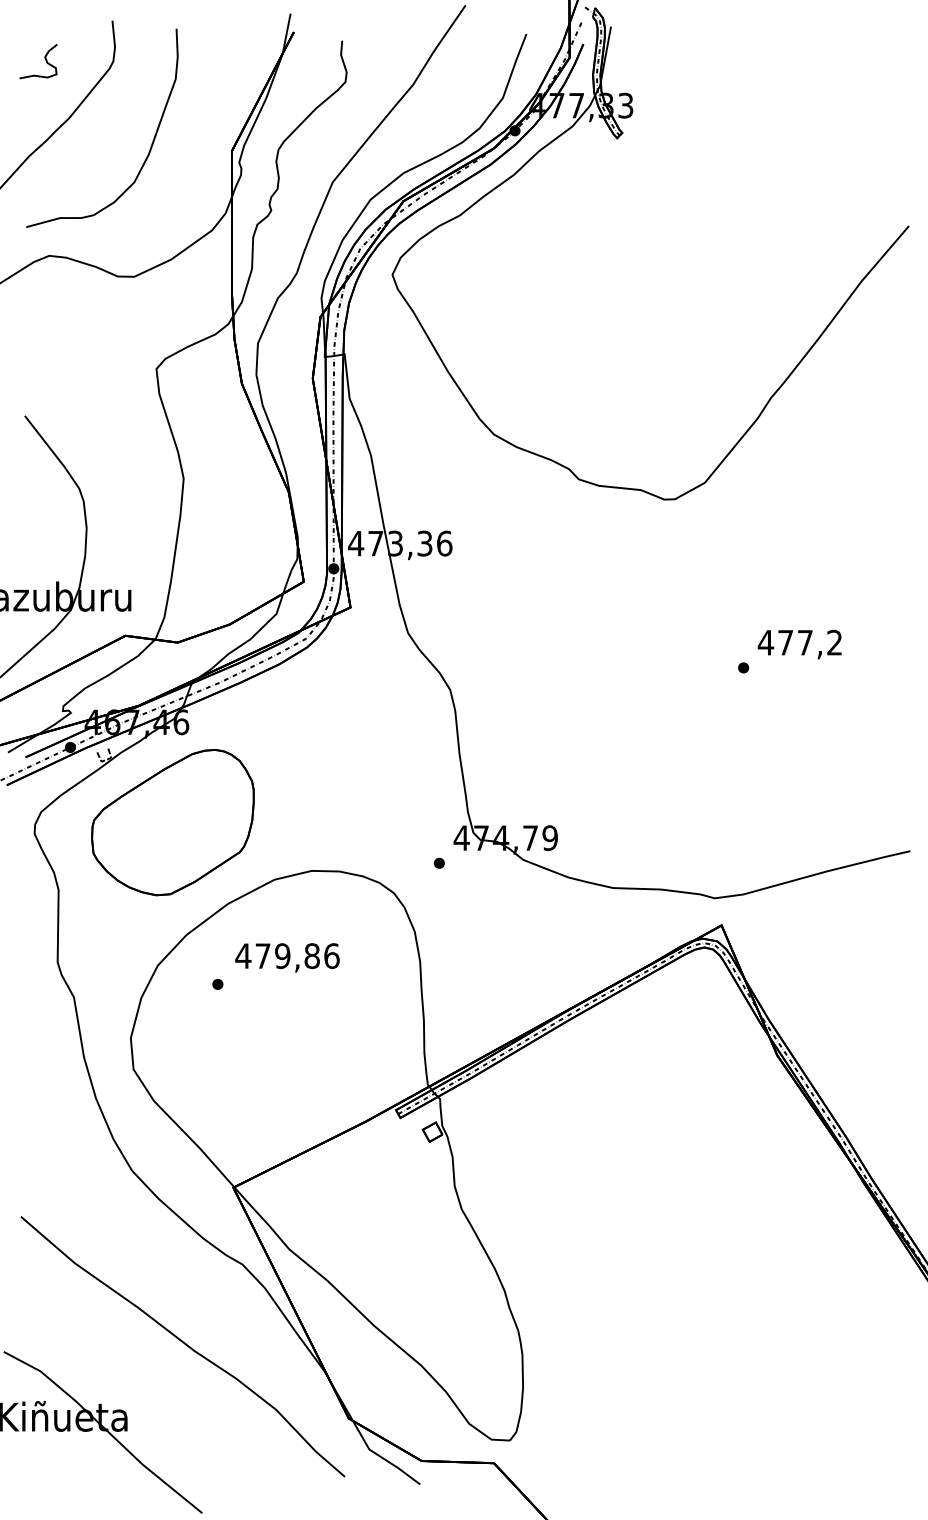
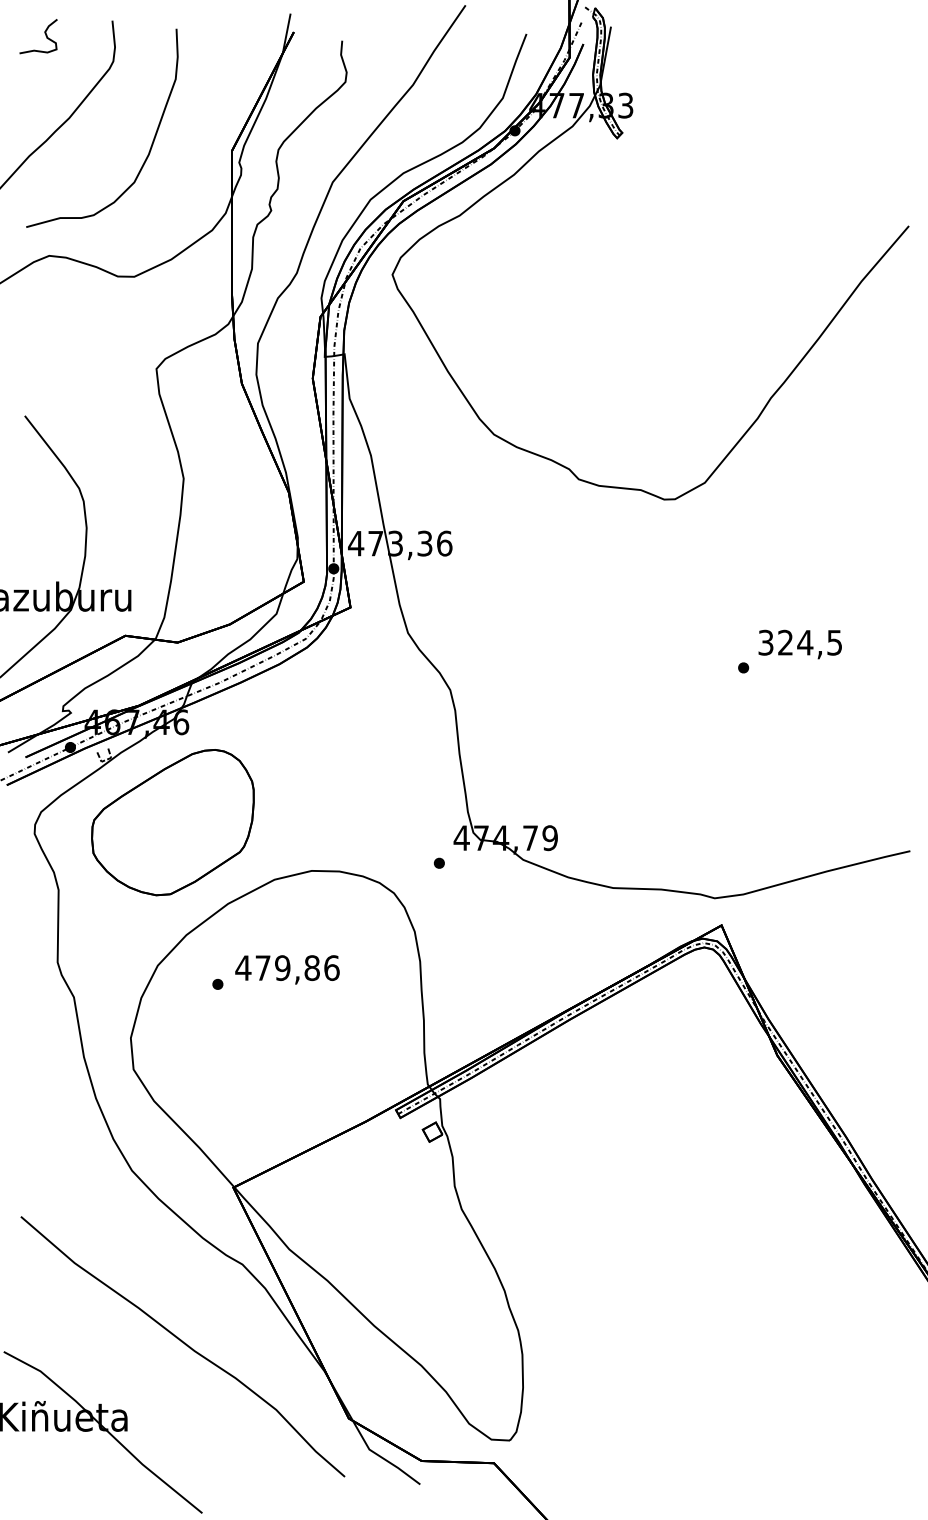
curve position: (44, 58) -> (44, 33) (44, 33)
text: 477,2 -> 324,5 (799, 642)
text position: (287, 957) -> (287, 969) (287, 969)
